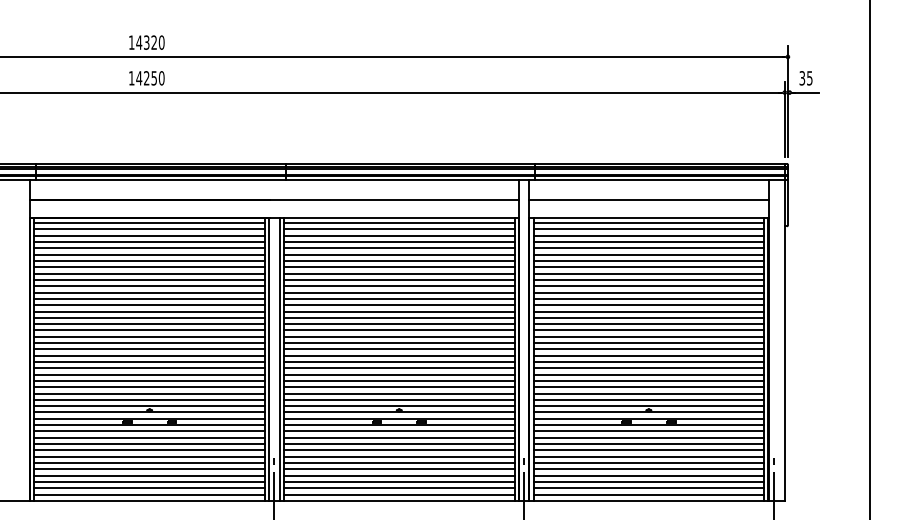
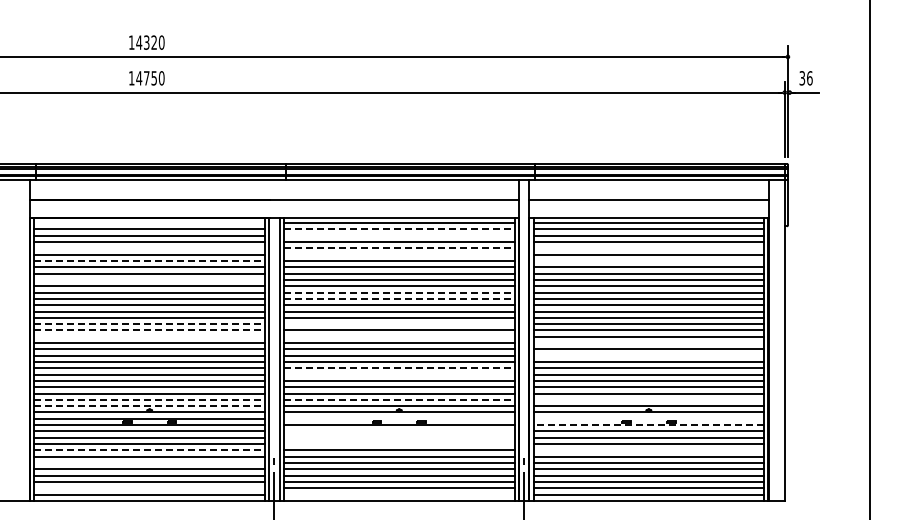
text: 14250 -> 14750 (146, 78)
text: 35 -> 36 (809, 78)
line: present -> none (149, 223)
line: solid -> dashed (399, 229)
line: present -> none (398, 235)
line: present -> none (149, 248)
line: solid -> dashed (399, 248)
line: present -> none (648, 248)
line: present -> none (398, 254)
line: solid -> dashed (150, 261)
line: present -> none (648, 261)
line: present -> none (149, 279)
line: solid -> dashed (399, 292)
line: solid -> dashed (399, 298)
line: solid -> dashed (150, 324)
line: present -> none (398, 324)
line: solid -> dashed (150, 330)
line: present -> none (149, 336)
line: present -> none (398, 336)
line: present -> none (648, 343)
line: present -> none (648, 355)
line: solid -> dashed (399, 368)
line: present -> none (398, 374)
line: solid -> dashed (150, 399)
line: solid -> dashed (399, 399)
line: present -> none (648, 399)
line: solid -> dashed (150, 406)
line: present -> none (398, 418)
line: present -> none (648, 418)
line: solid -> dashed (648, 425)
line: present -> none (398, 431)
line: present -> none (398, 437)
line: present -> none (398, 444)
line: solid -> dashed (150, 450)
line: present -> none (648, 450)
line: present -> none (149, 462)
line: present -> none (773, 486)
line: present -> none (149, 488)
line: present -> none (398, 494)
